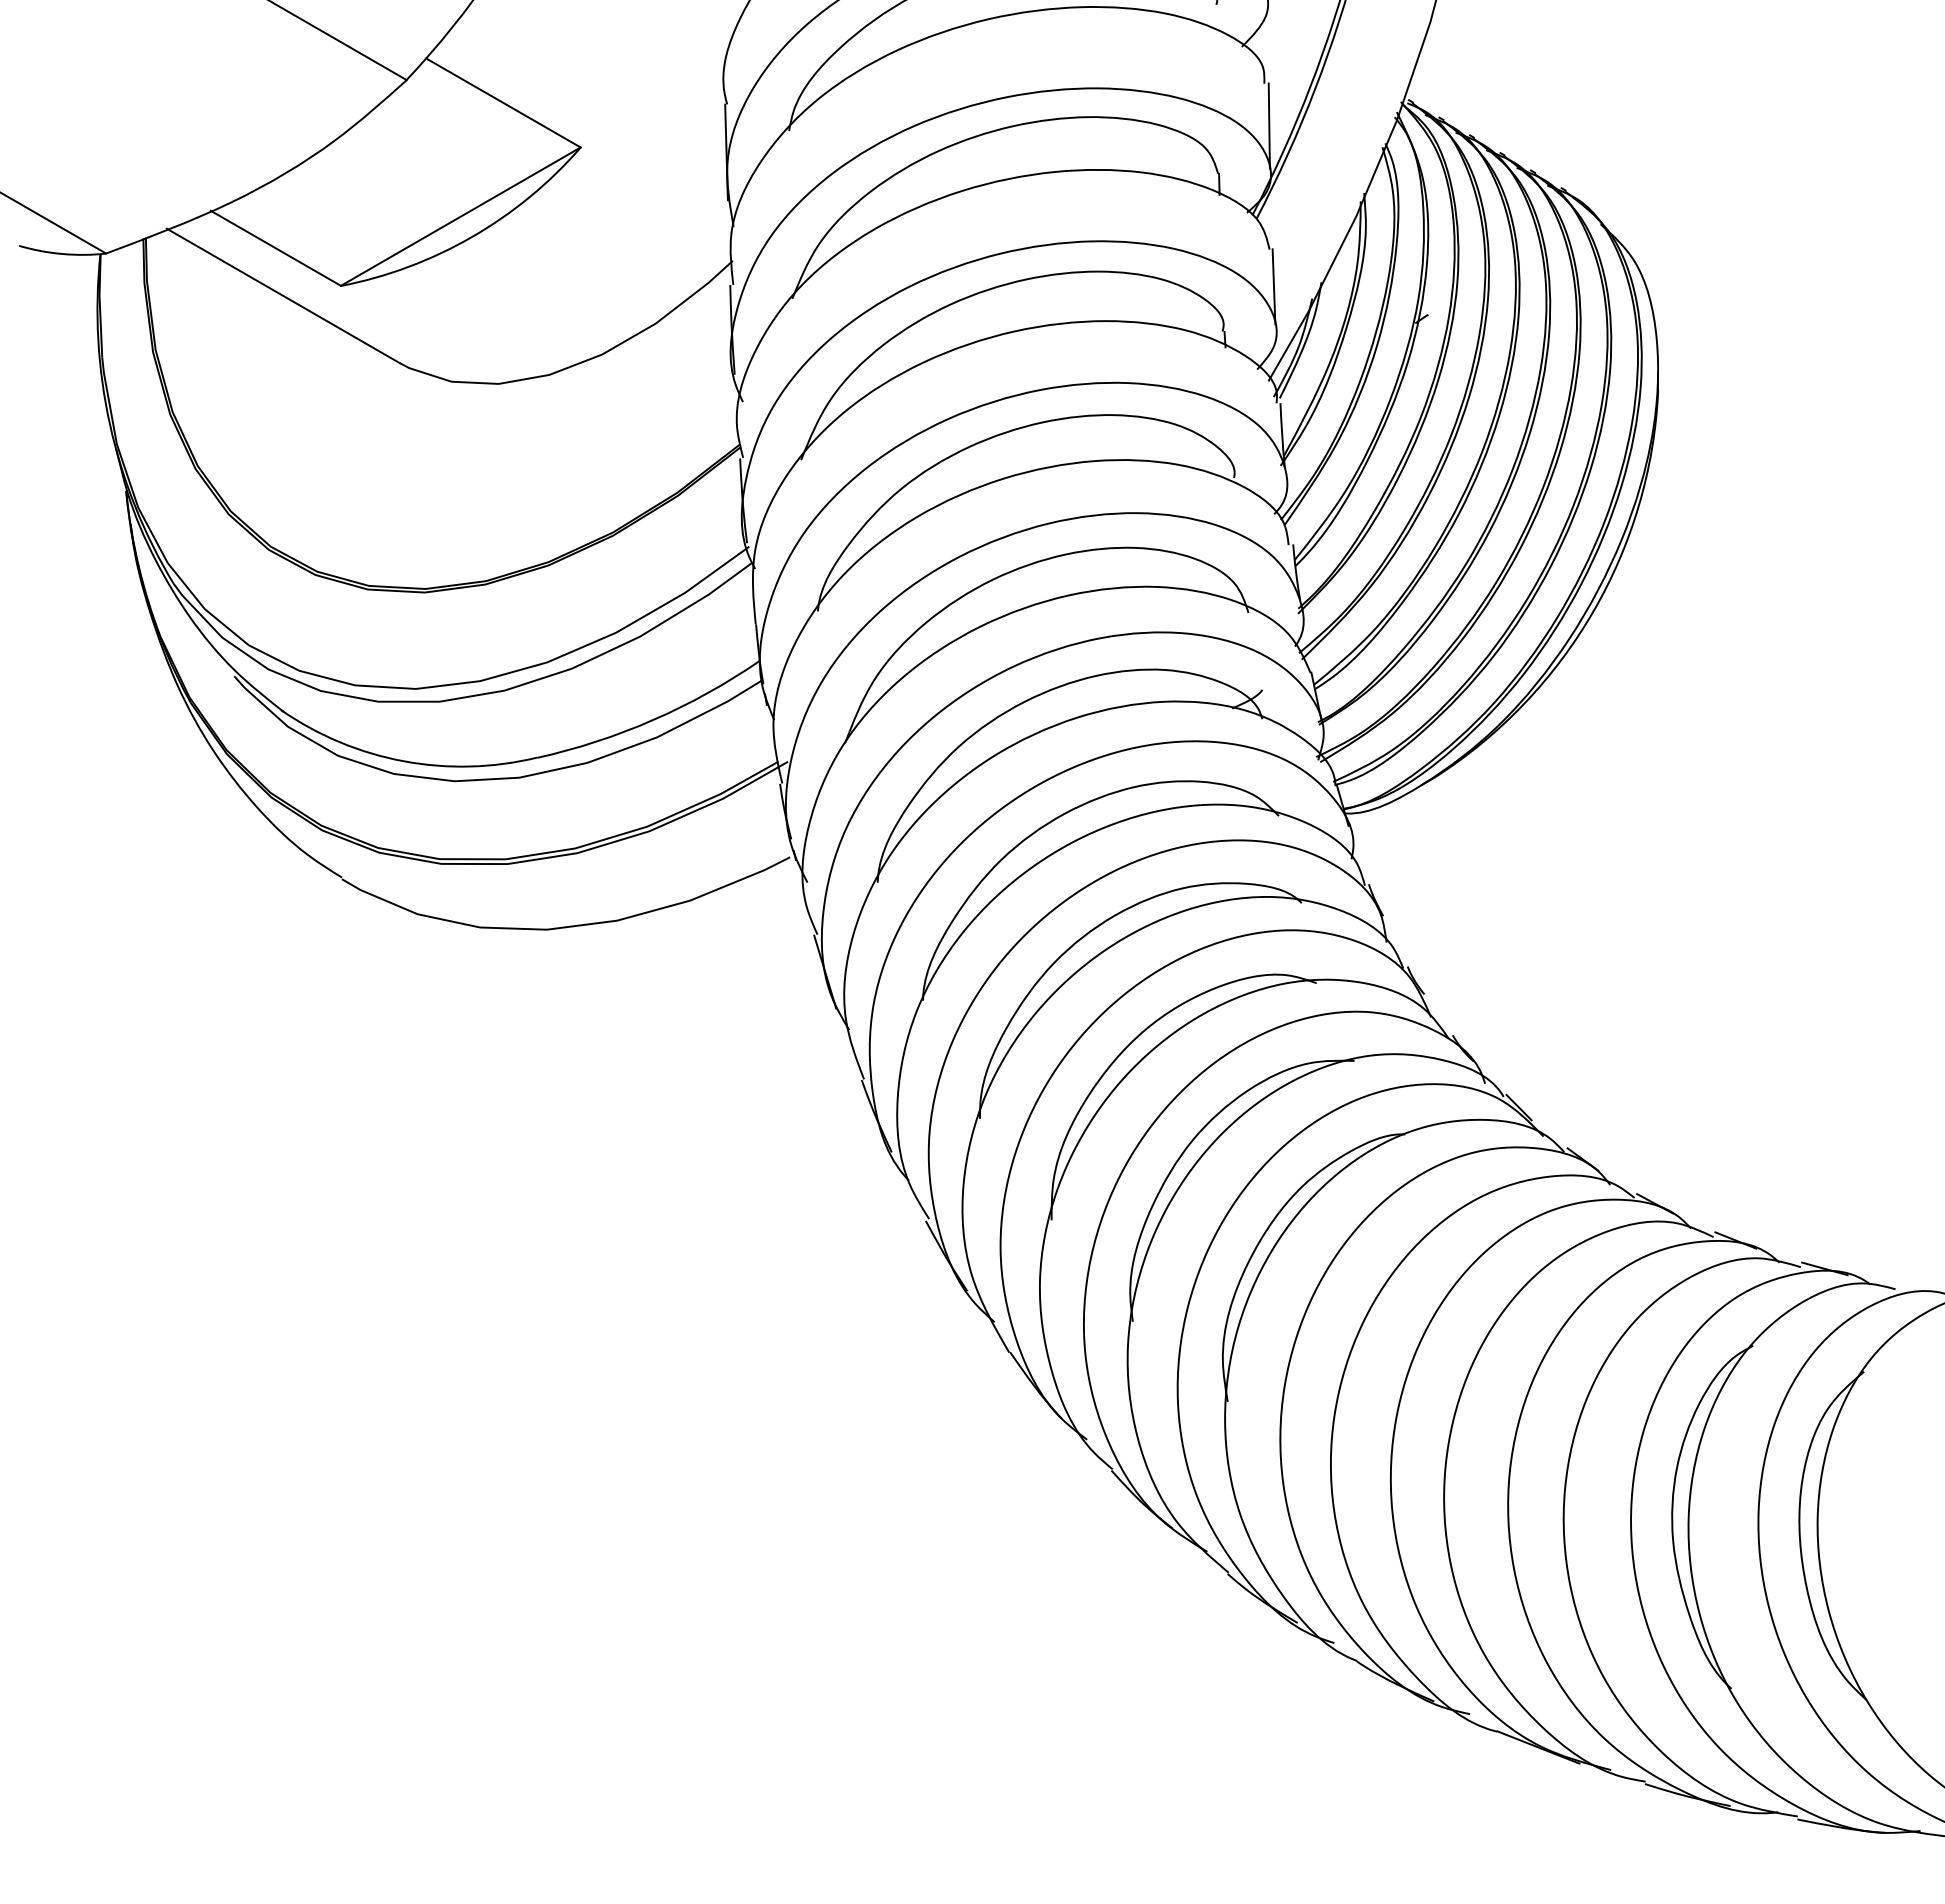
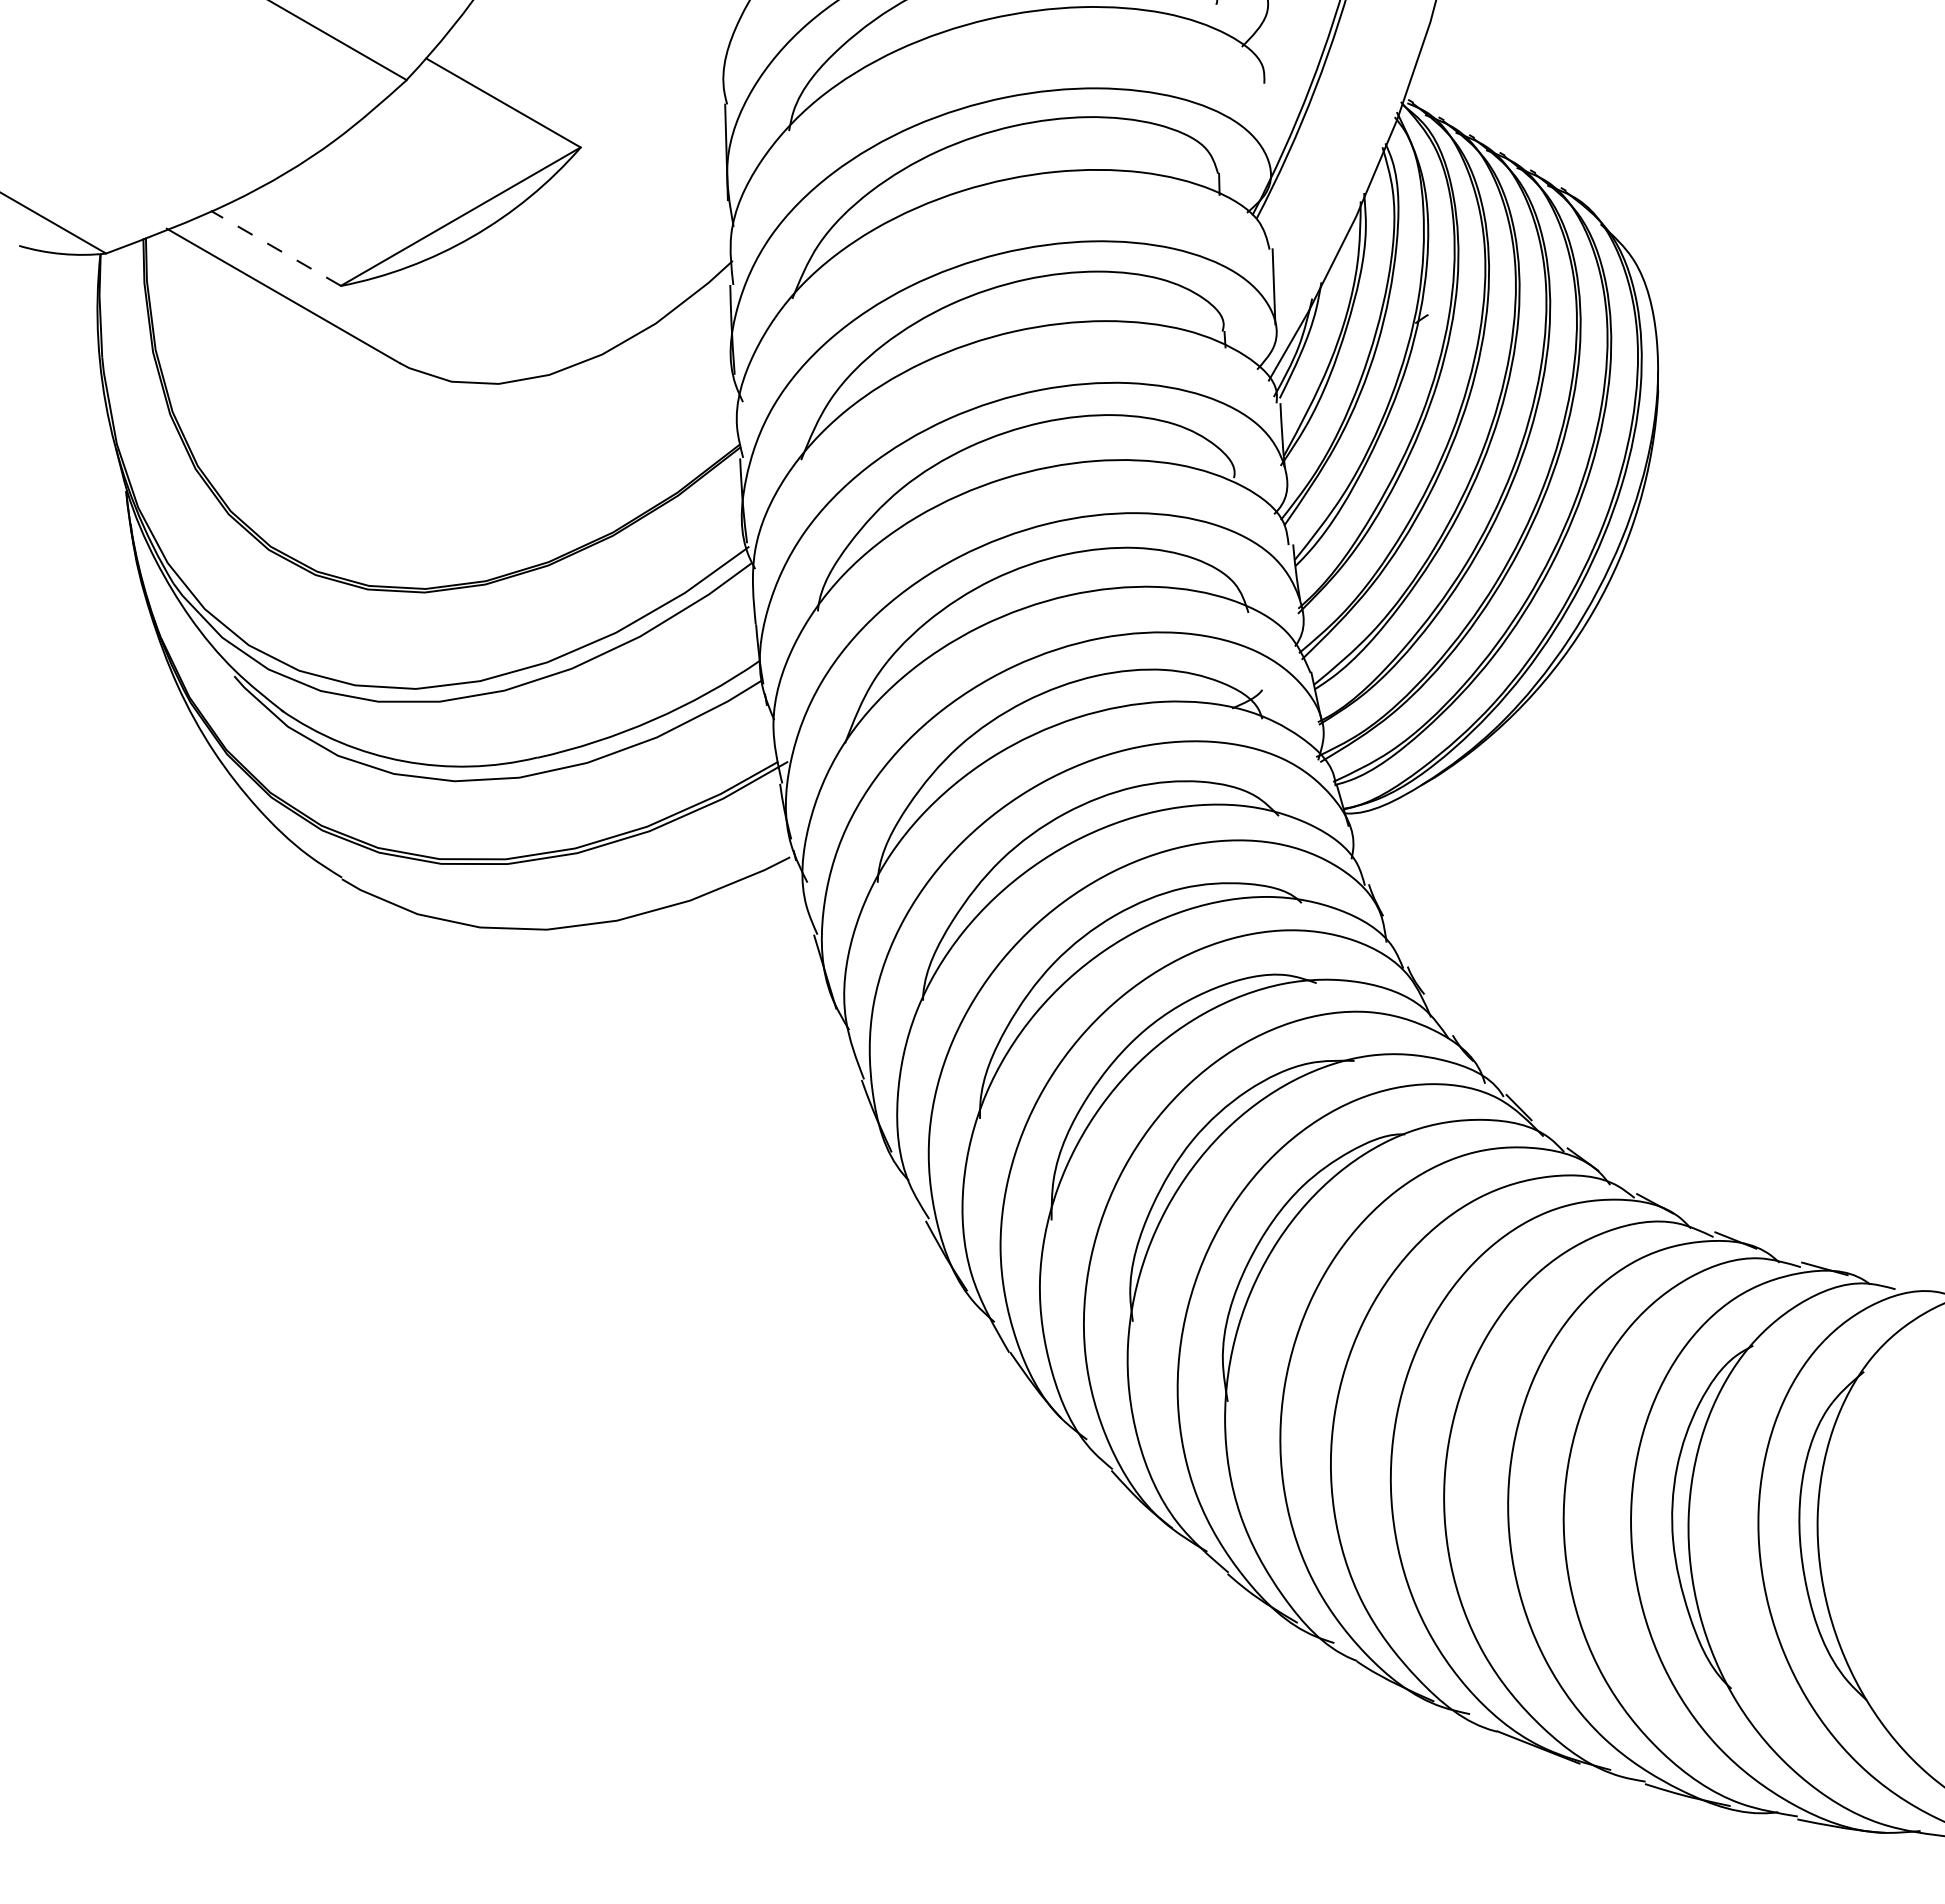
line: present -> none (1268, 125)
line: solid -> dashed (275, 248)
